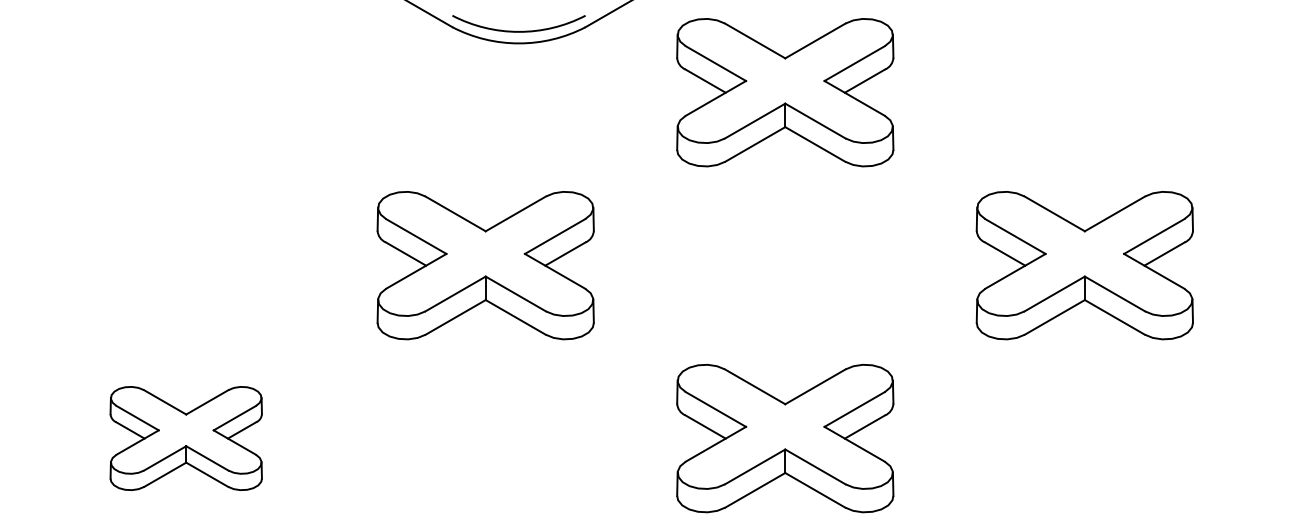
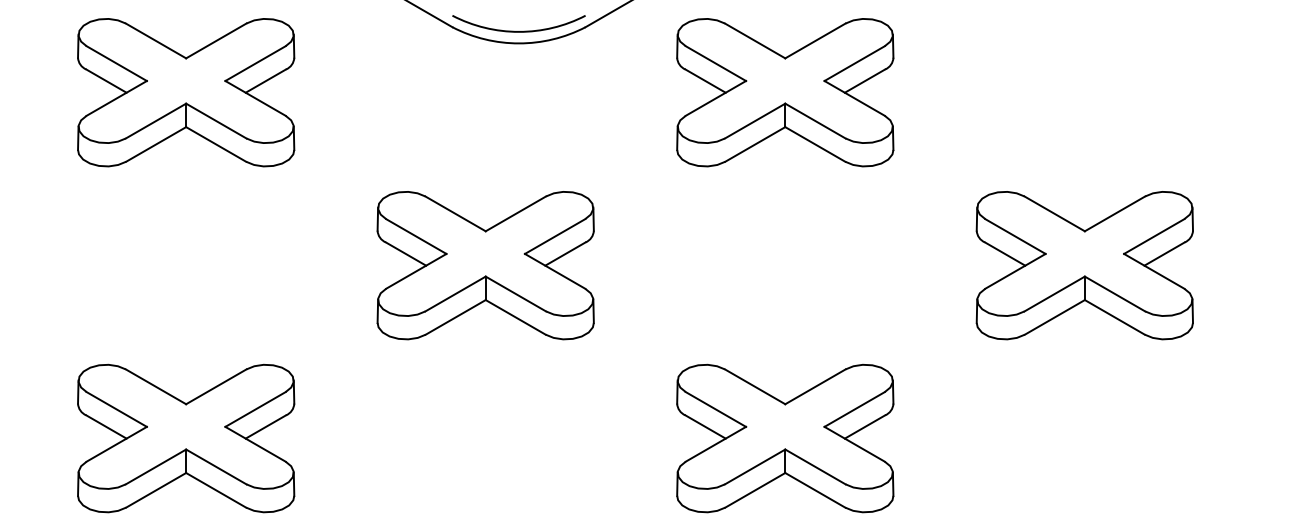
part: none -> present (186, 92)
part size: 154x105 px -> 219x151 px (186, 438)
